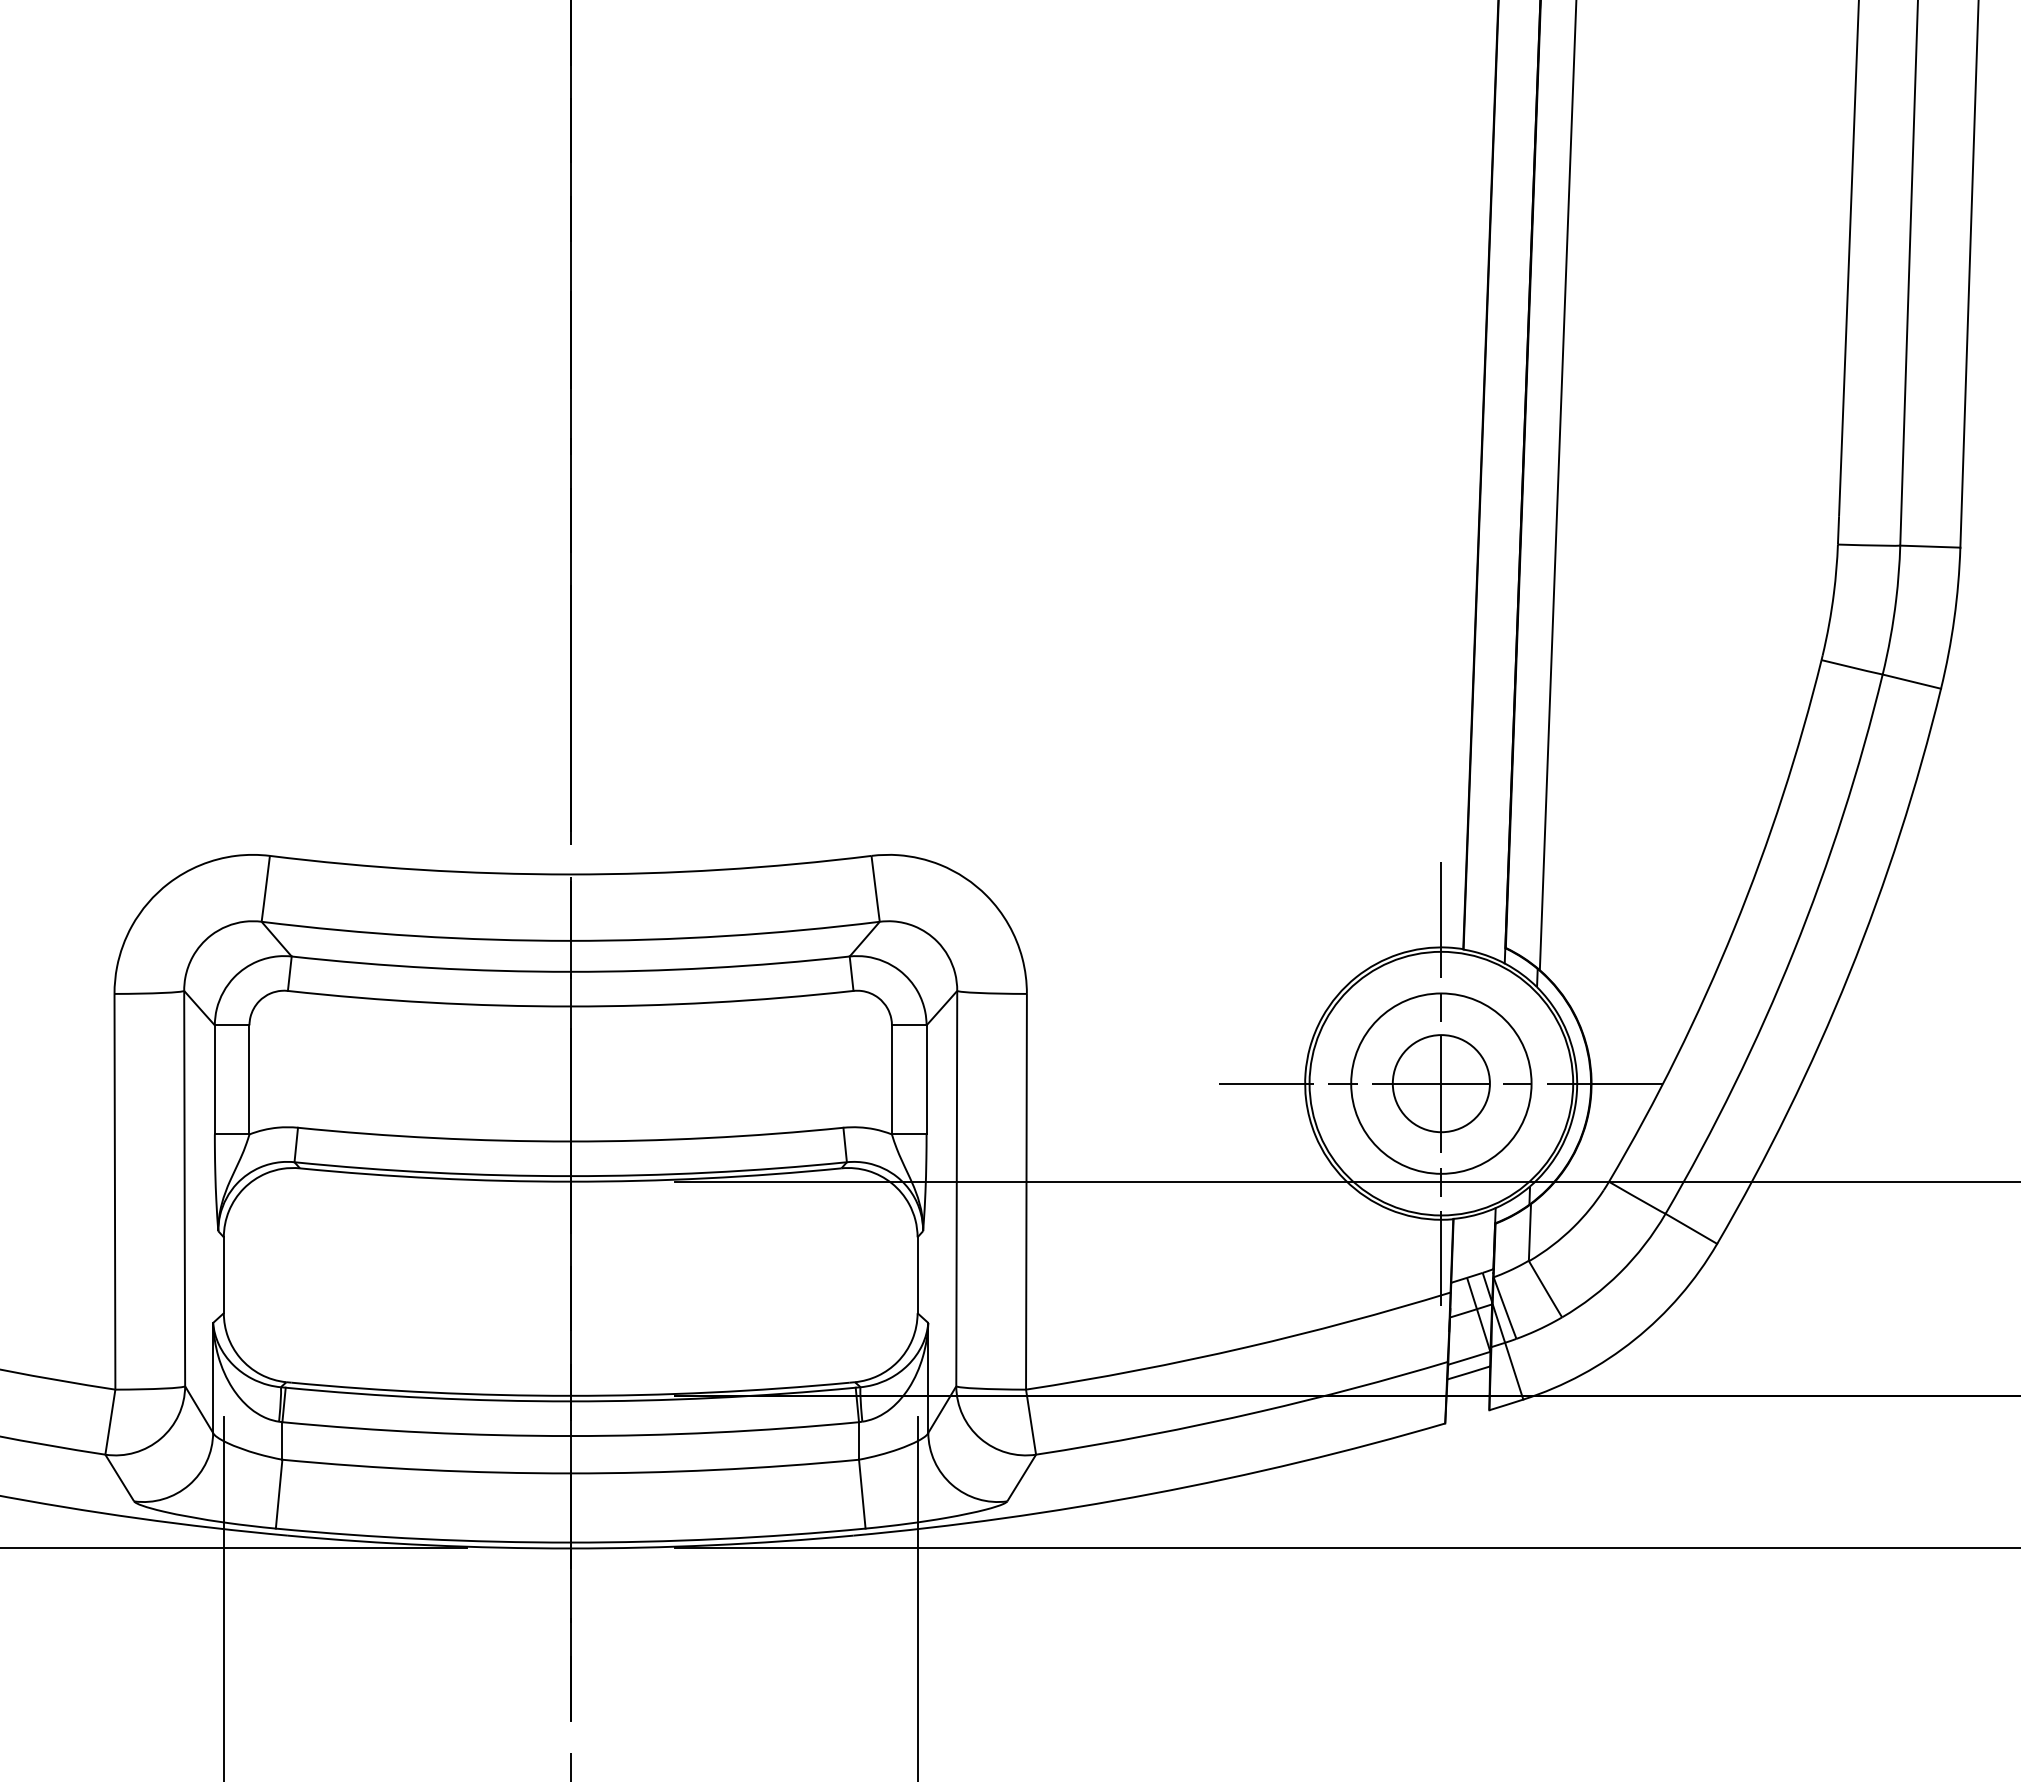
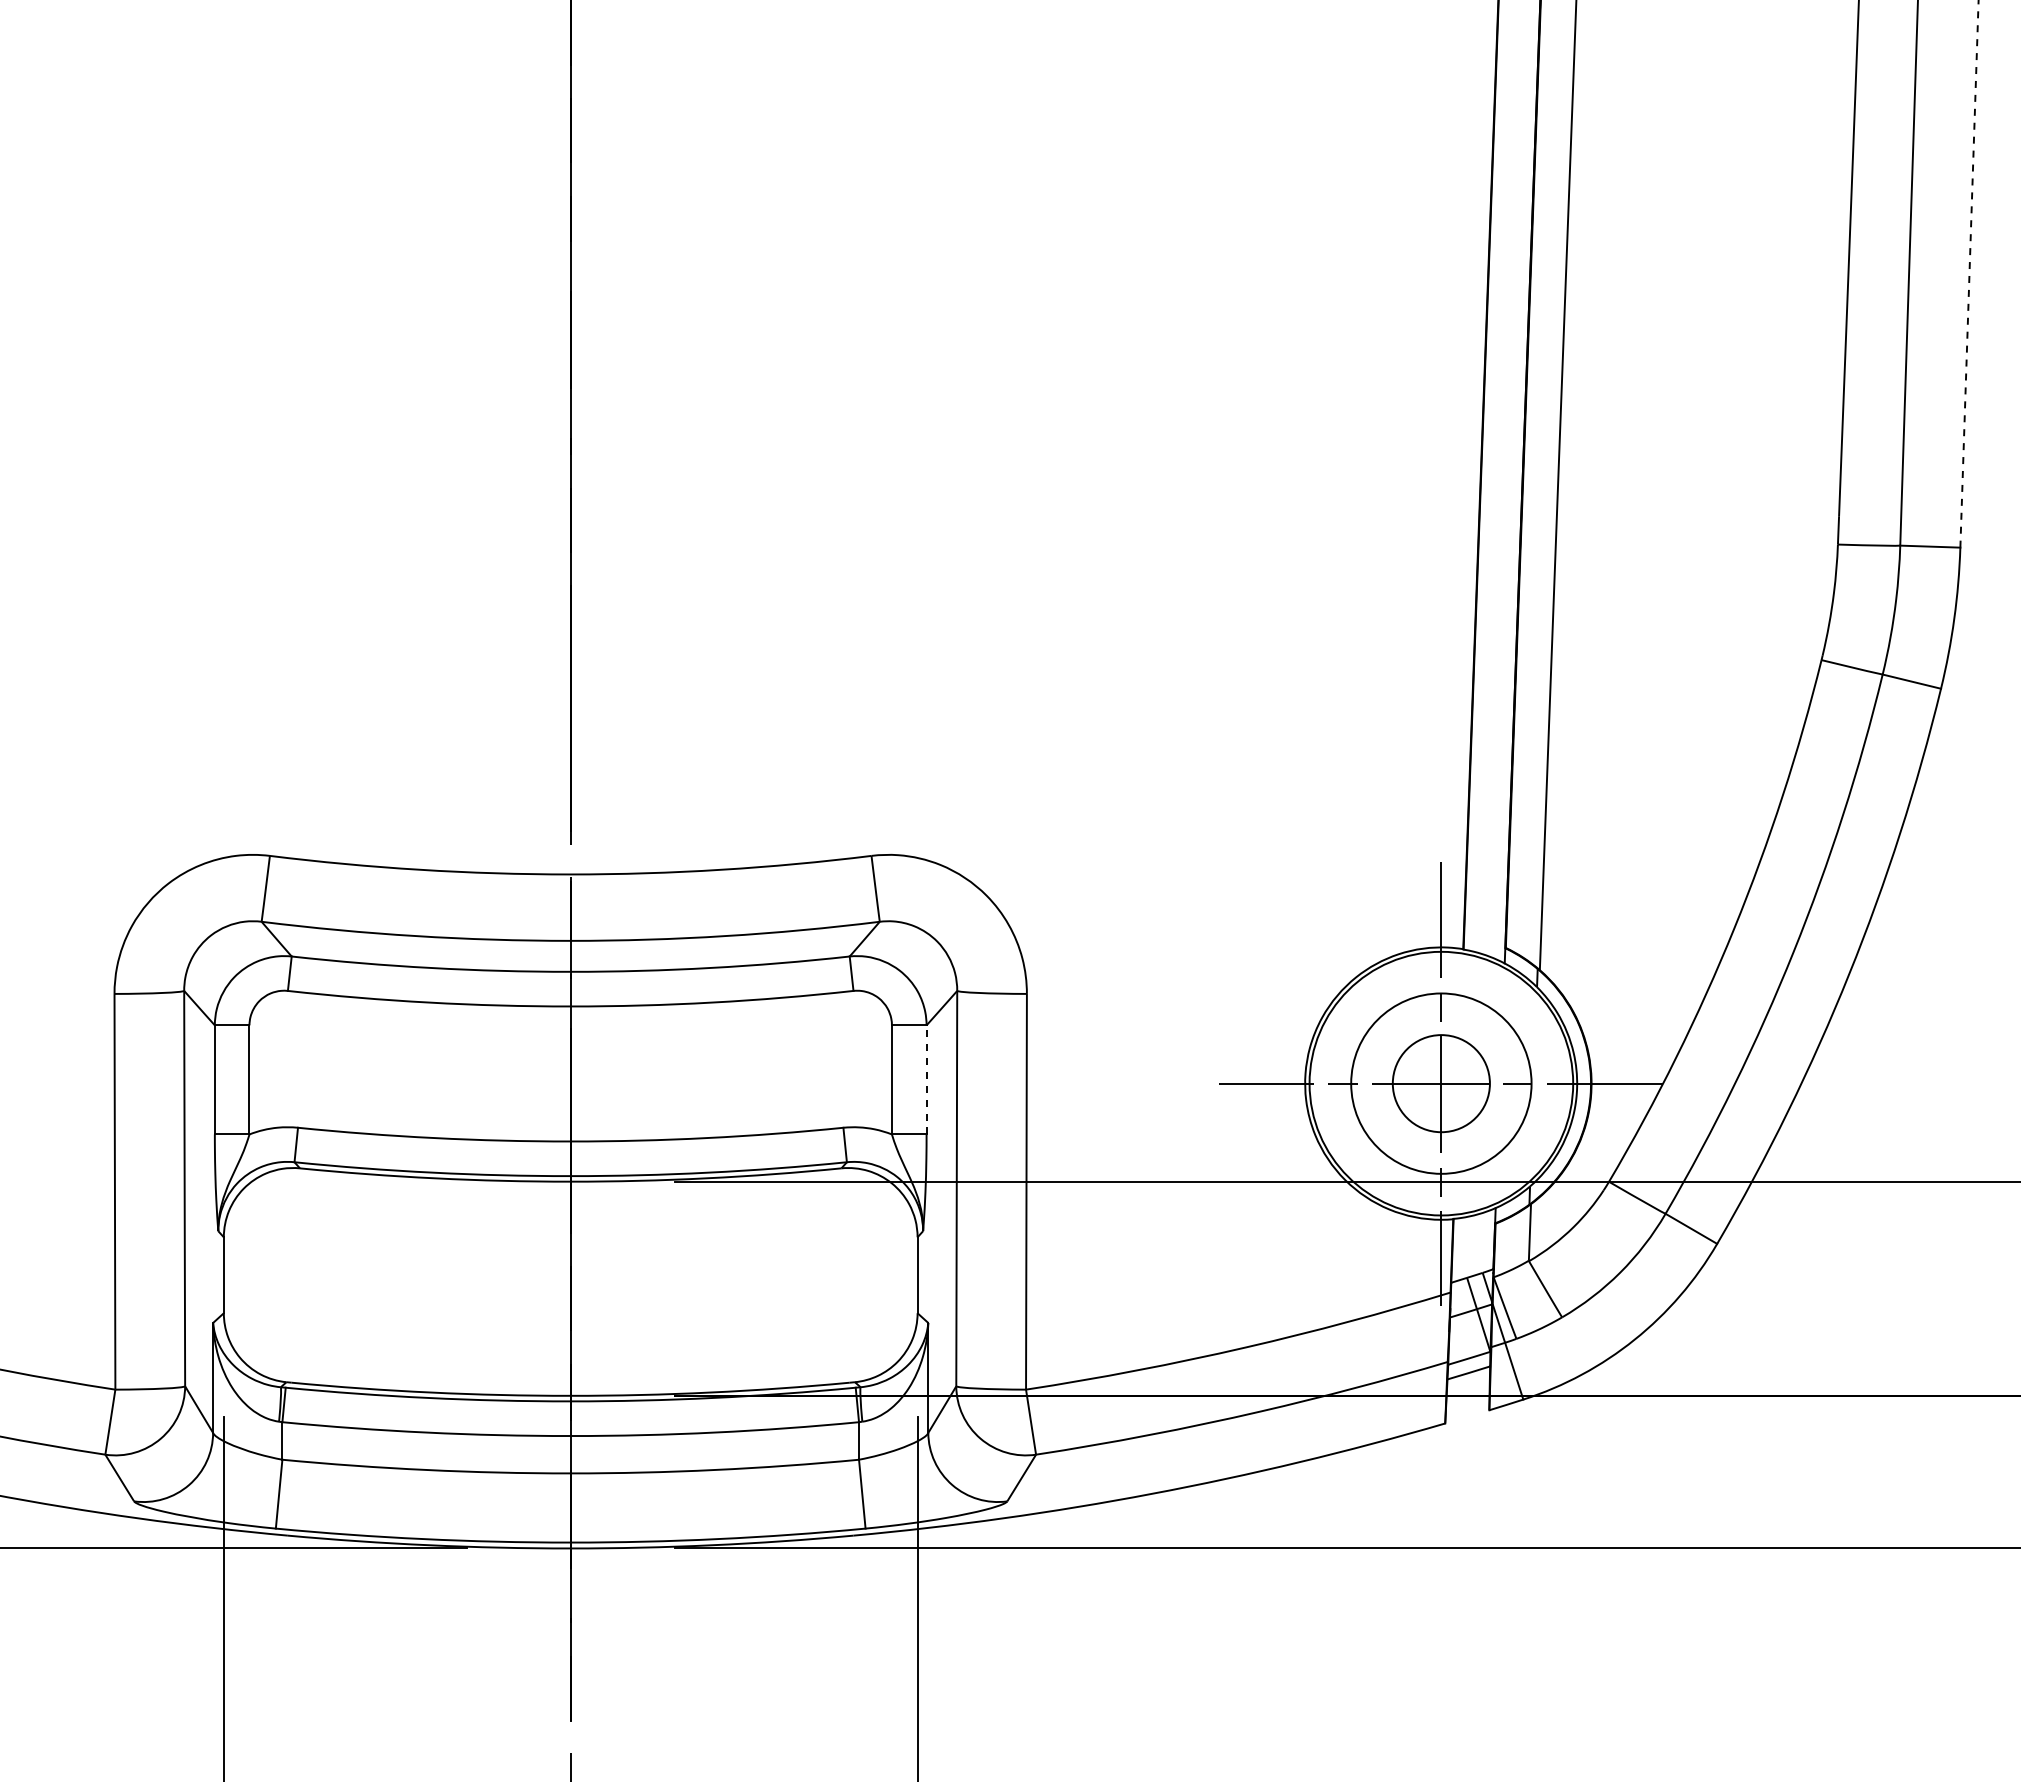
line: solid -> dashed (1969, 273)
line: solid -> dashed (926, 1079)
